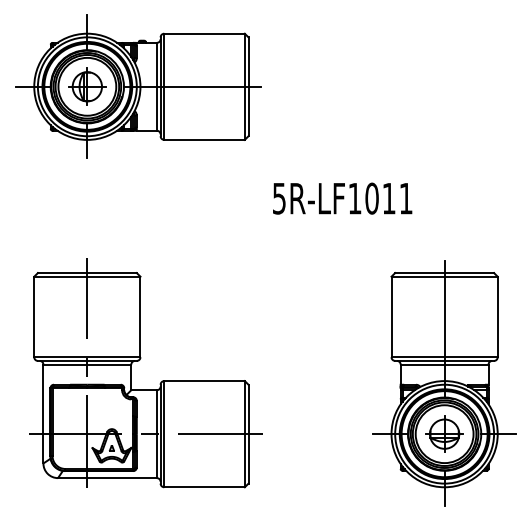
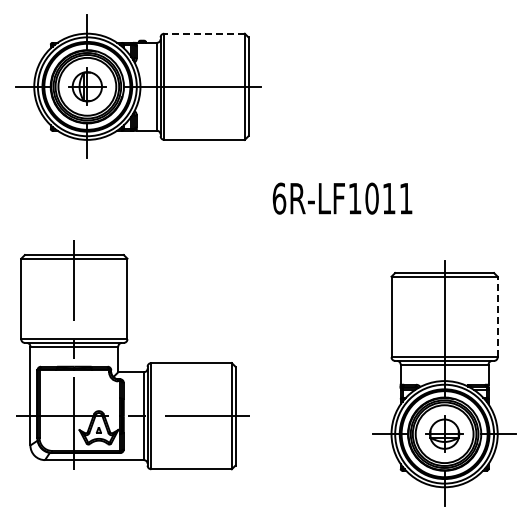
line: solid -> dashed (204, 33)
text: 5R-LF1011 -> 6R-LF1011 (279, 198)
line: solid -> dashed (497, 316)
part position: (138, 361) -> (125, 343) (125, 343)
